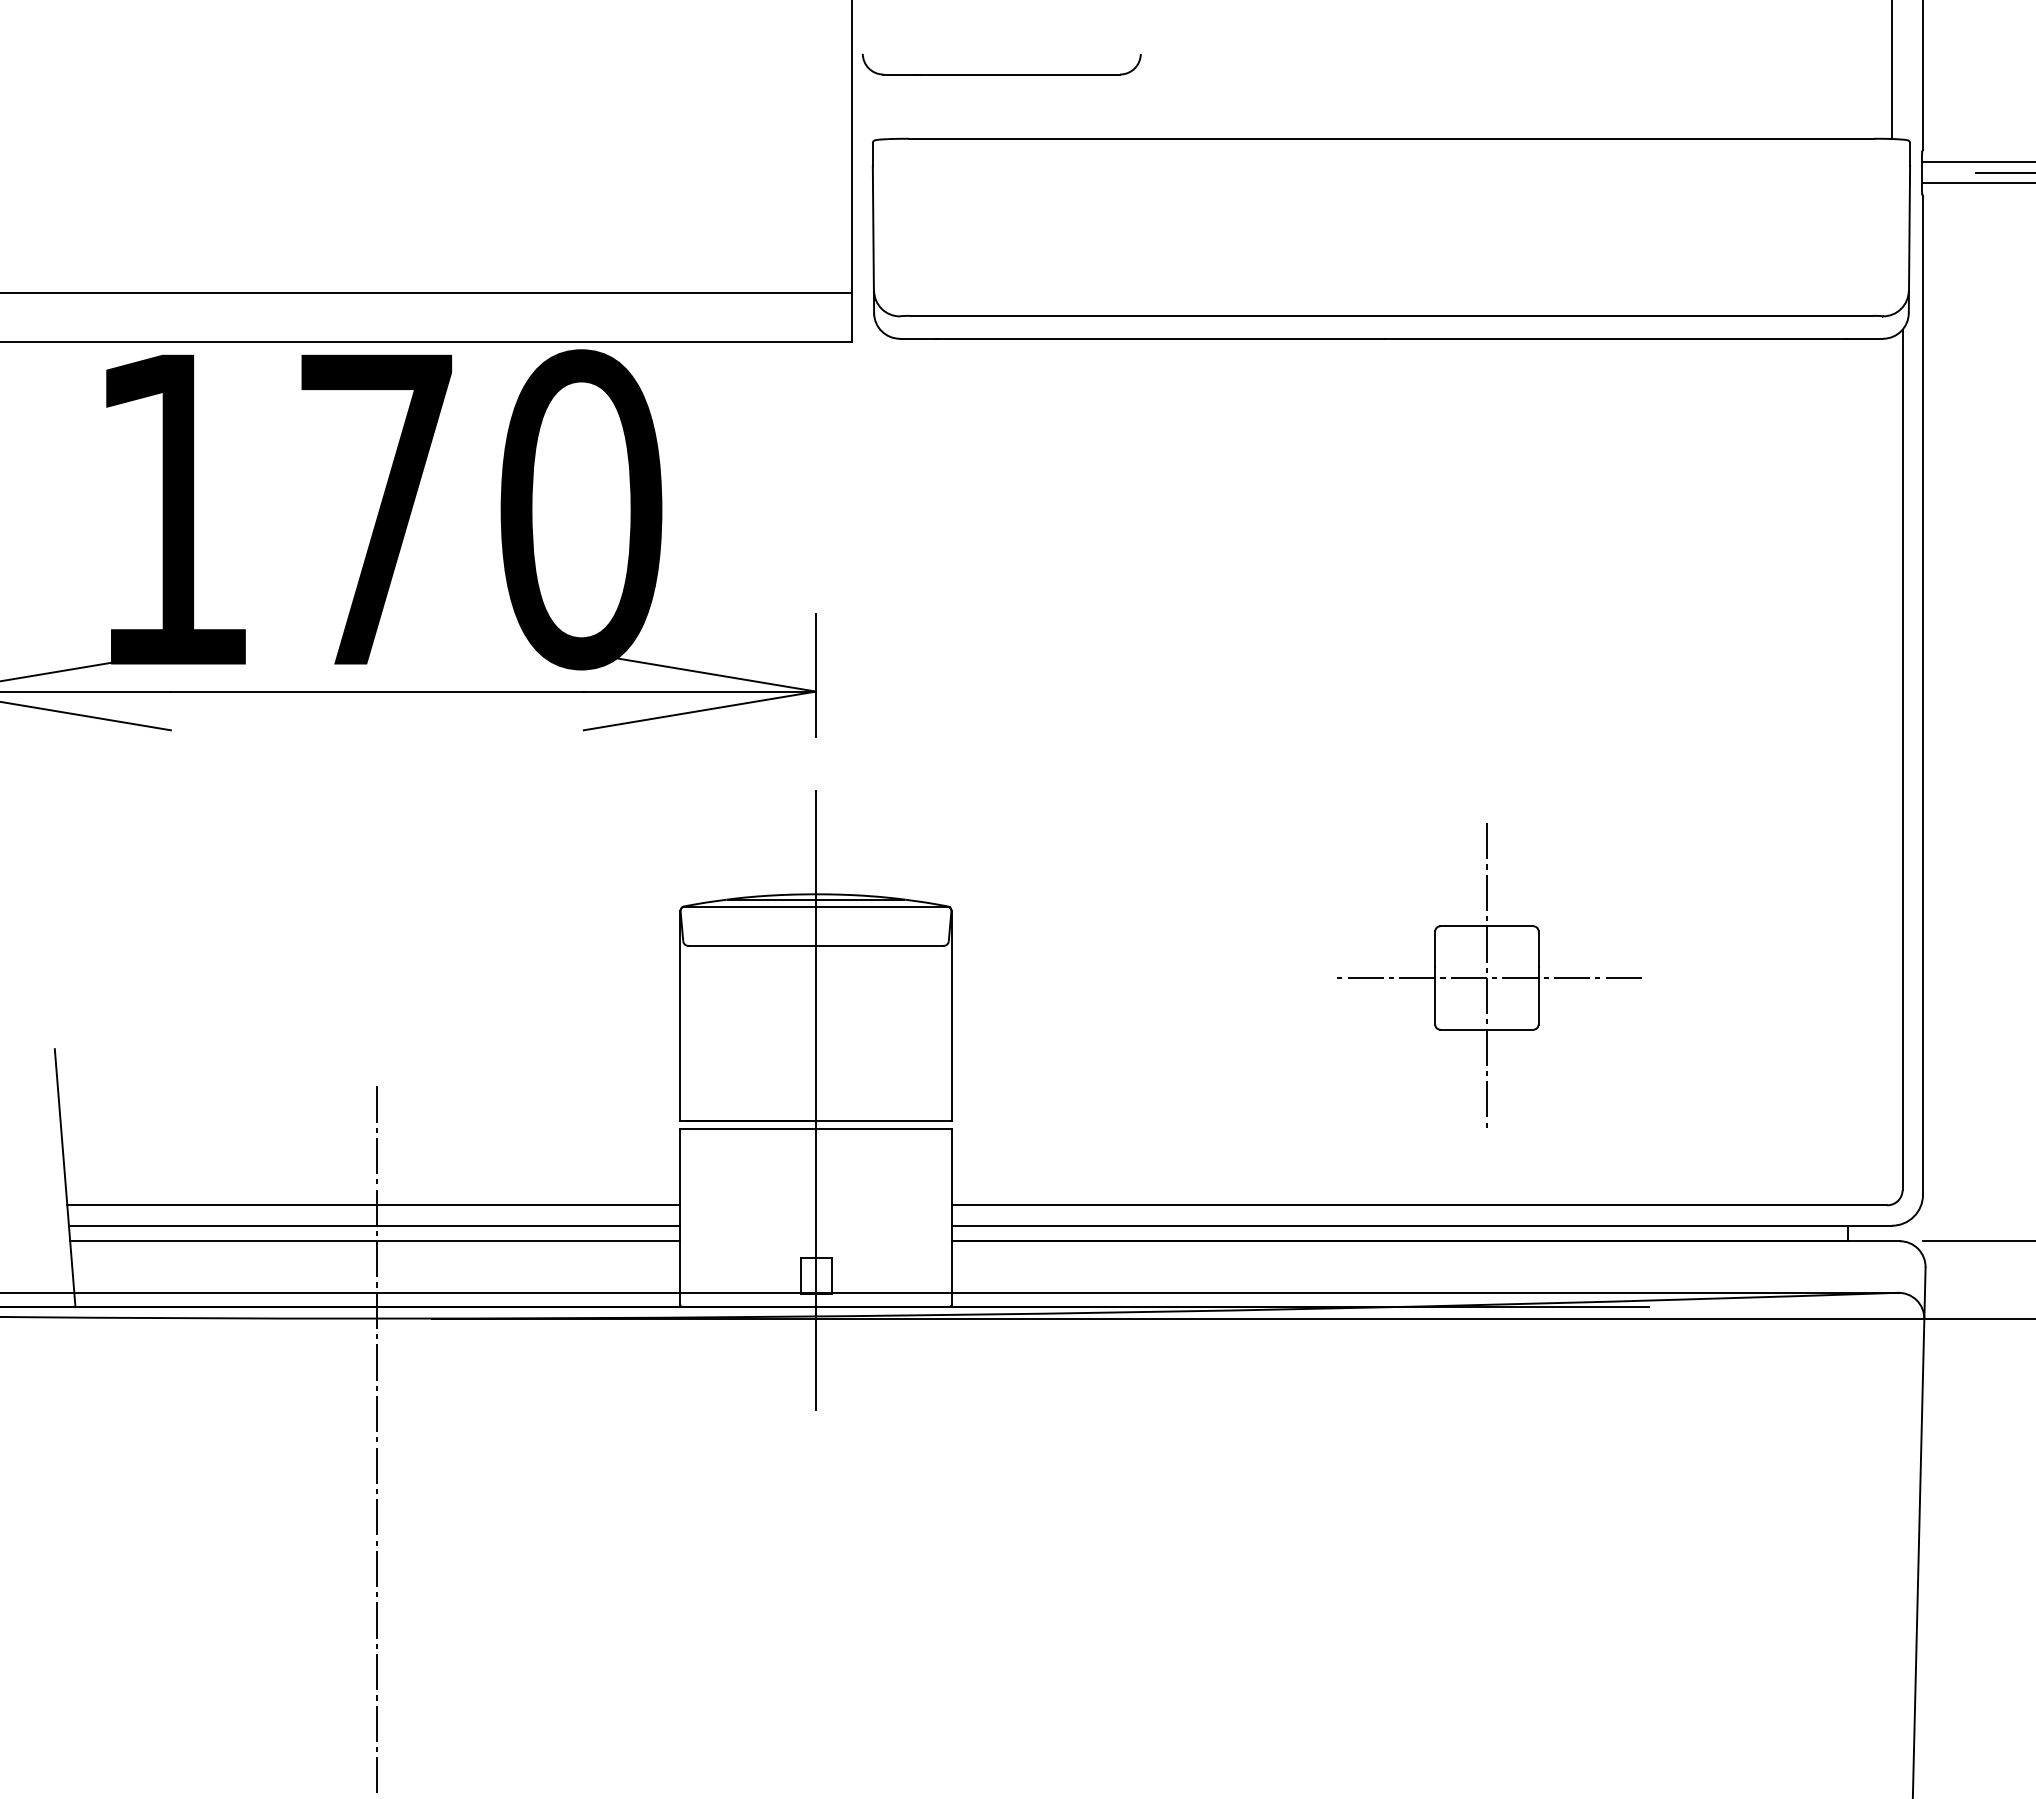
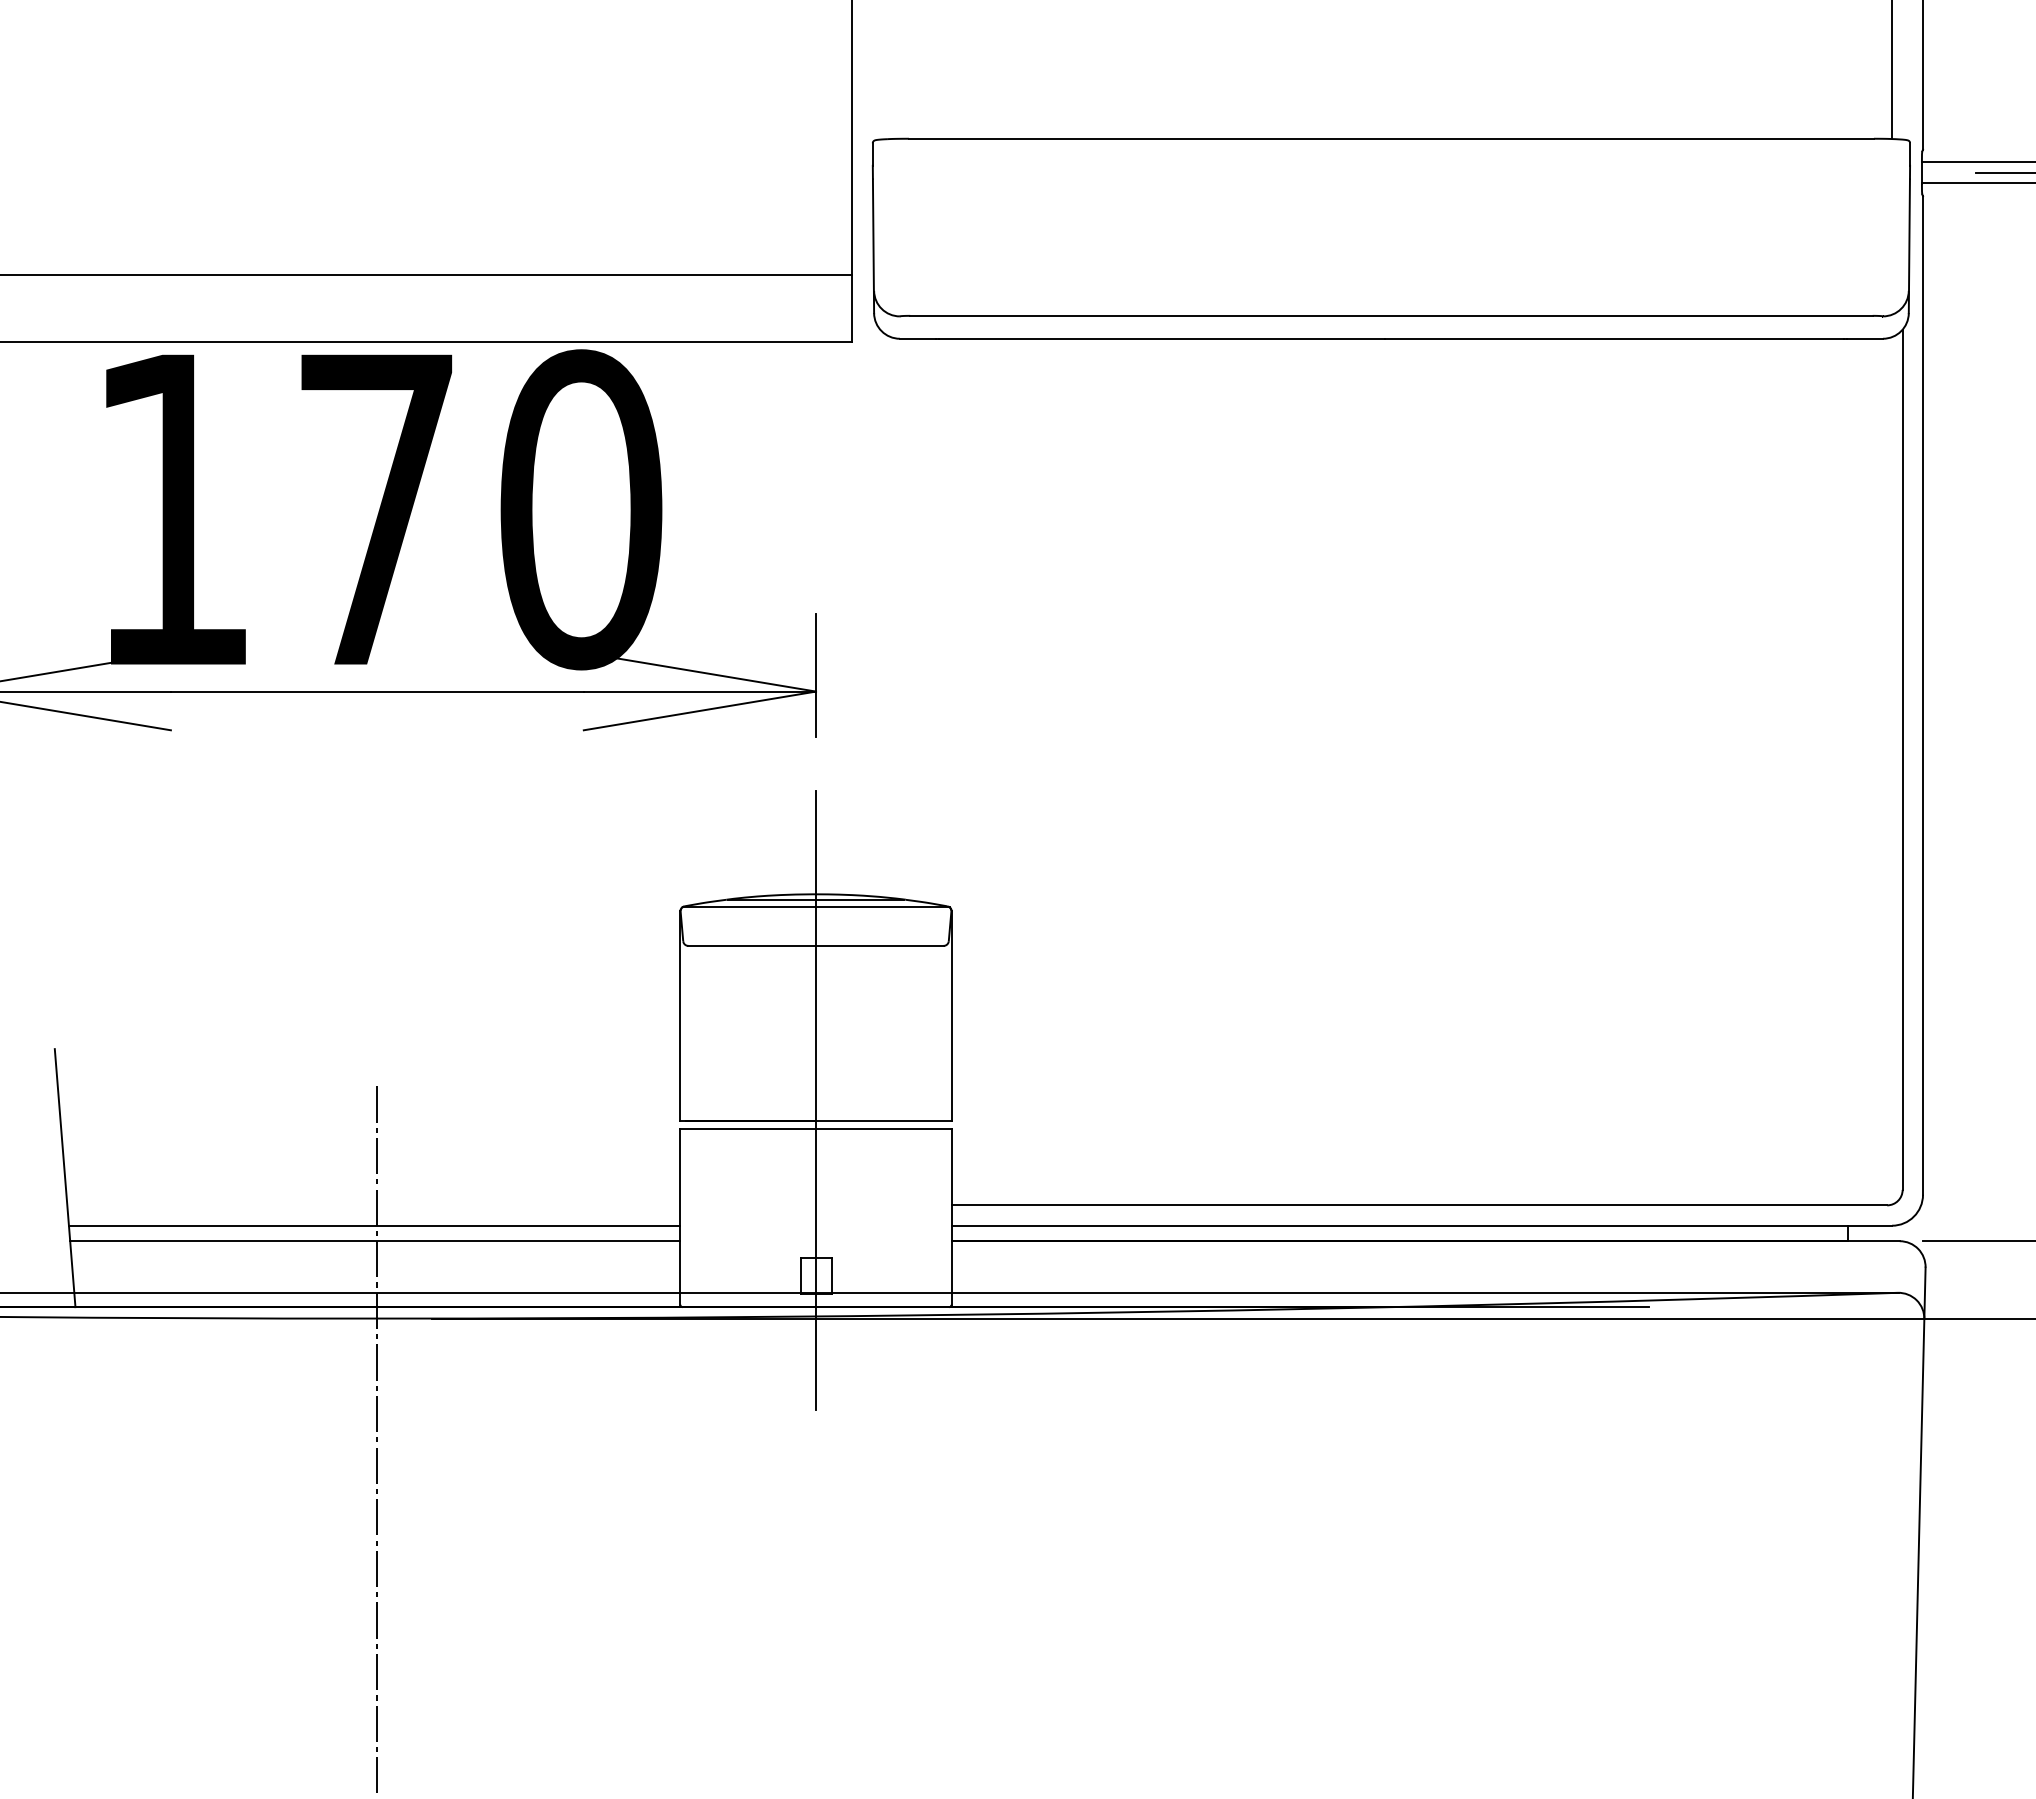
part: present -> none (1001, 74)
line position: (427, 292) -> (427, 274) (427, 274)
part: present -> none (1489, 975)
line: present -> none (373, 1205)
